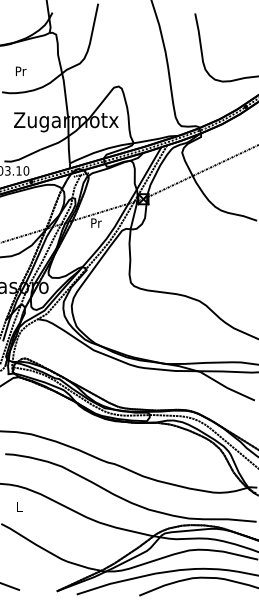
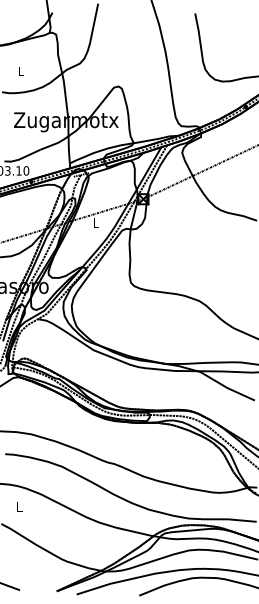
text: Pr -> L (20, 70)
text: Pr -> L (96, 222)
